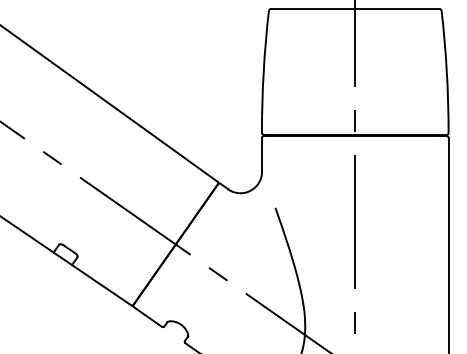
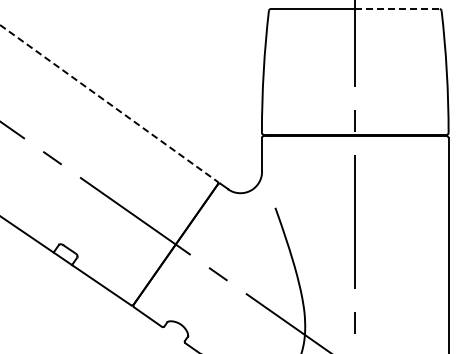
line: solid -> dashed (398, 9)
line: solid -> dashed (109, 103)
